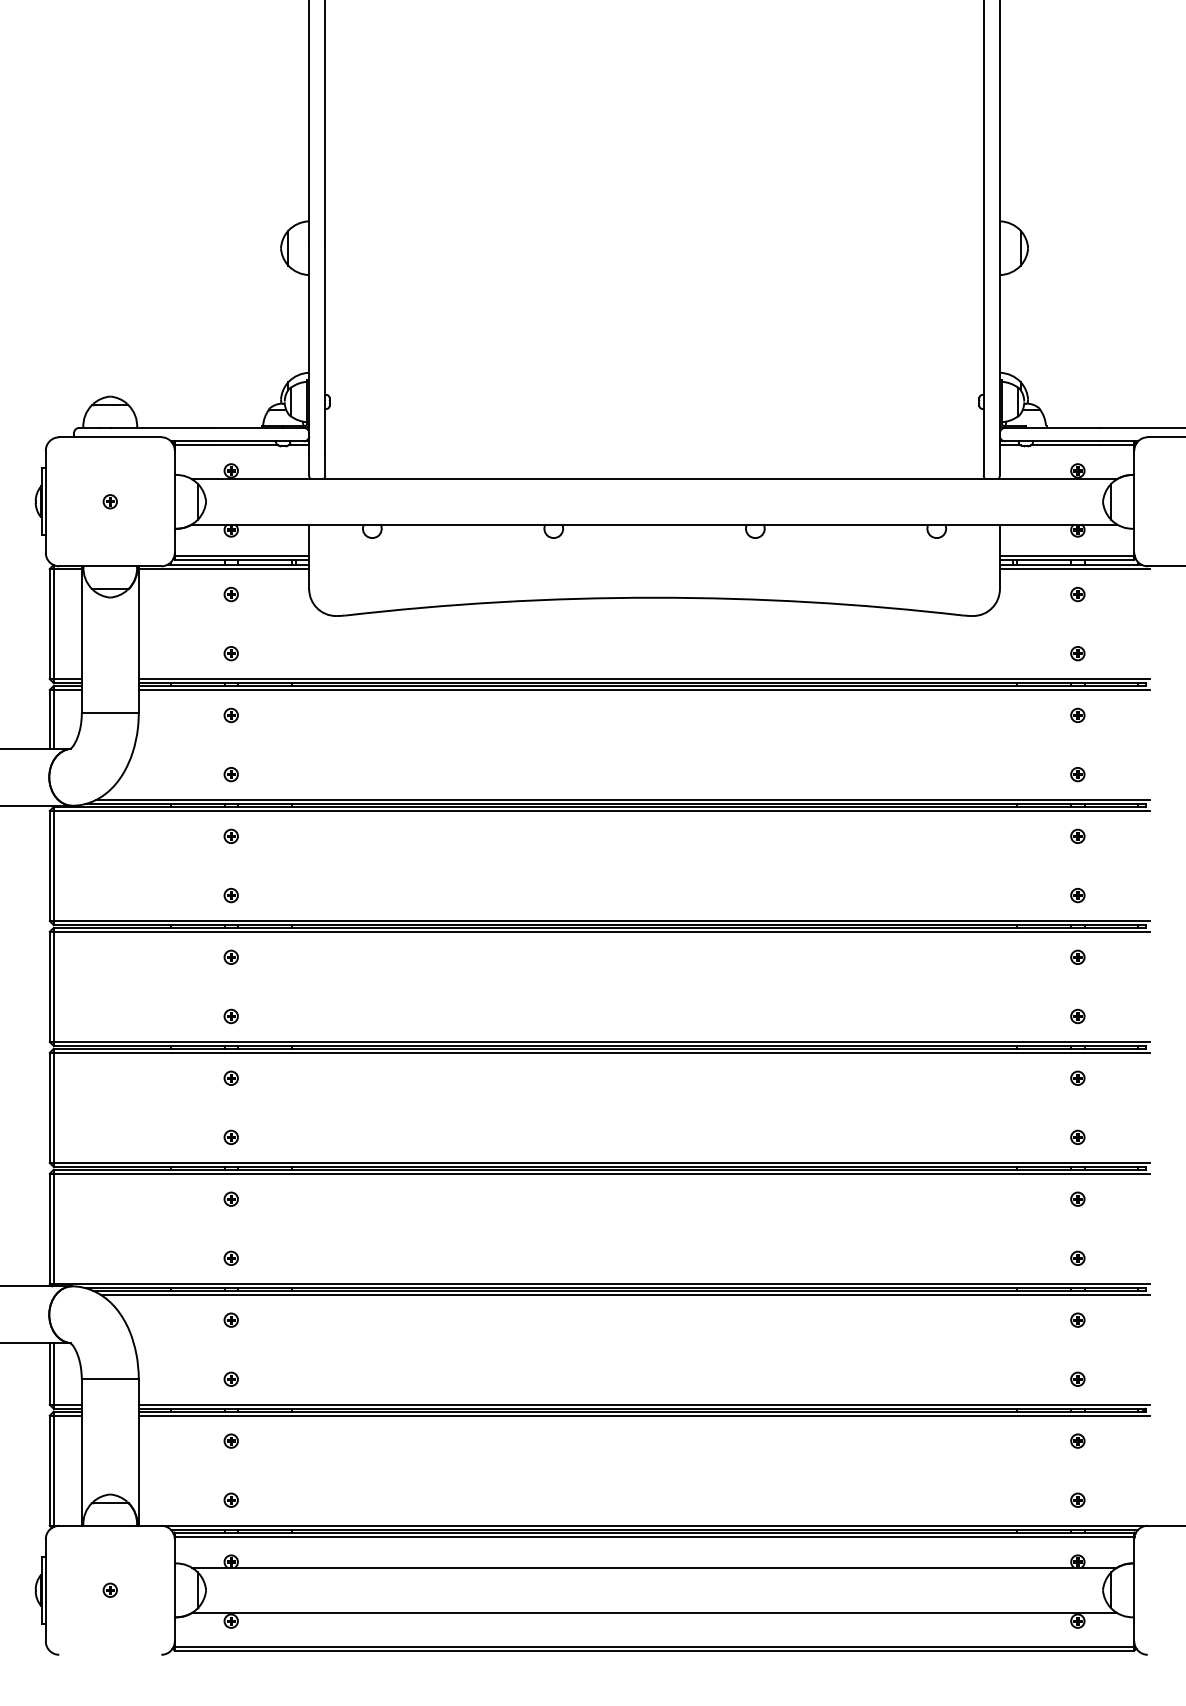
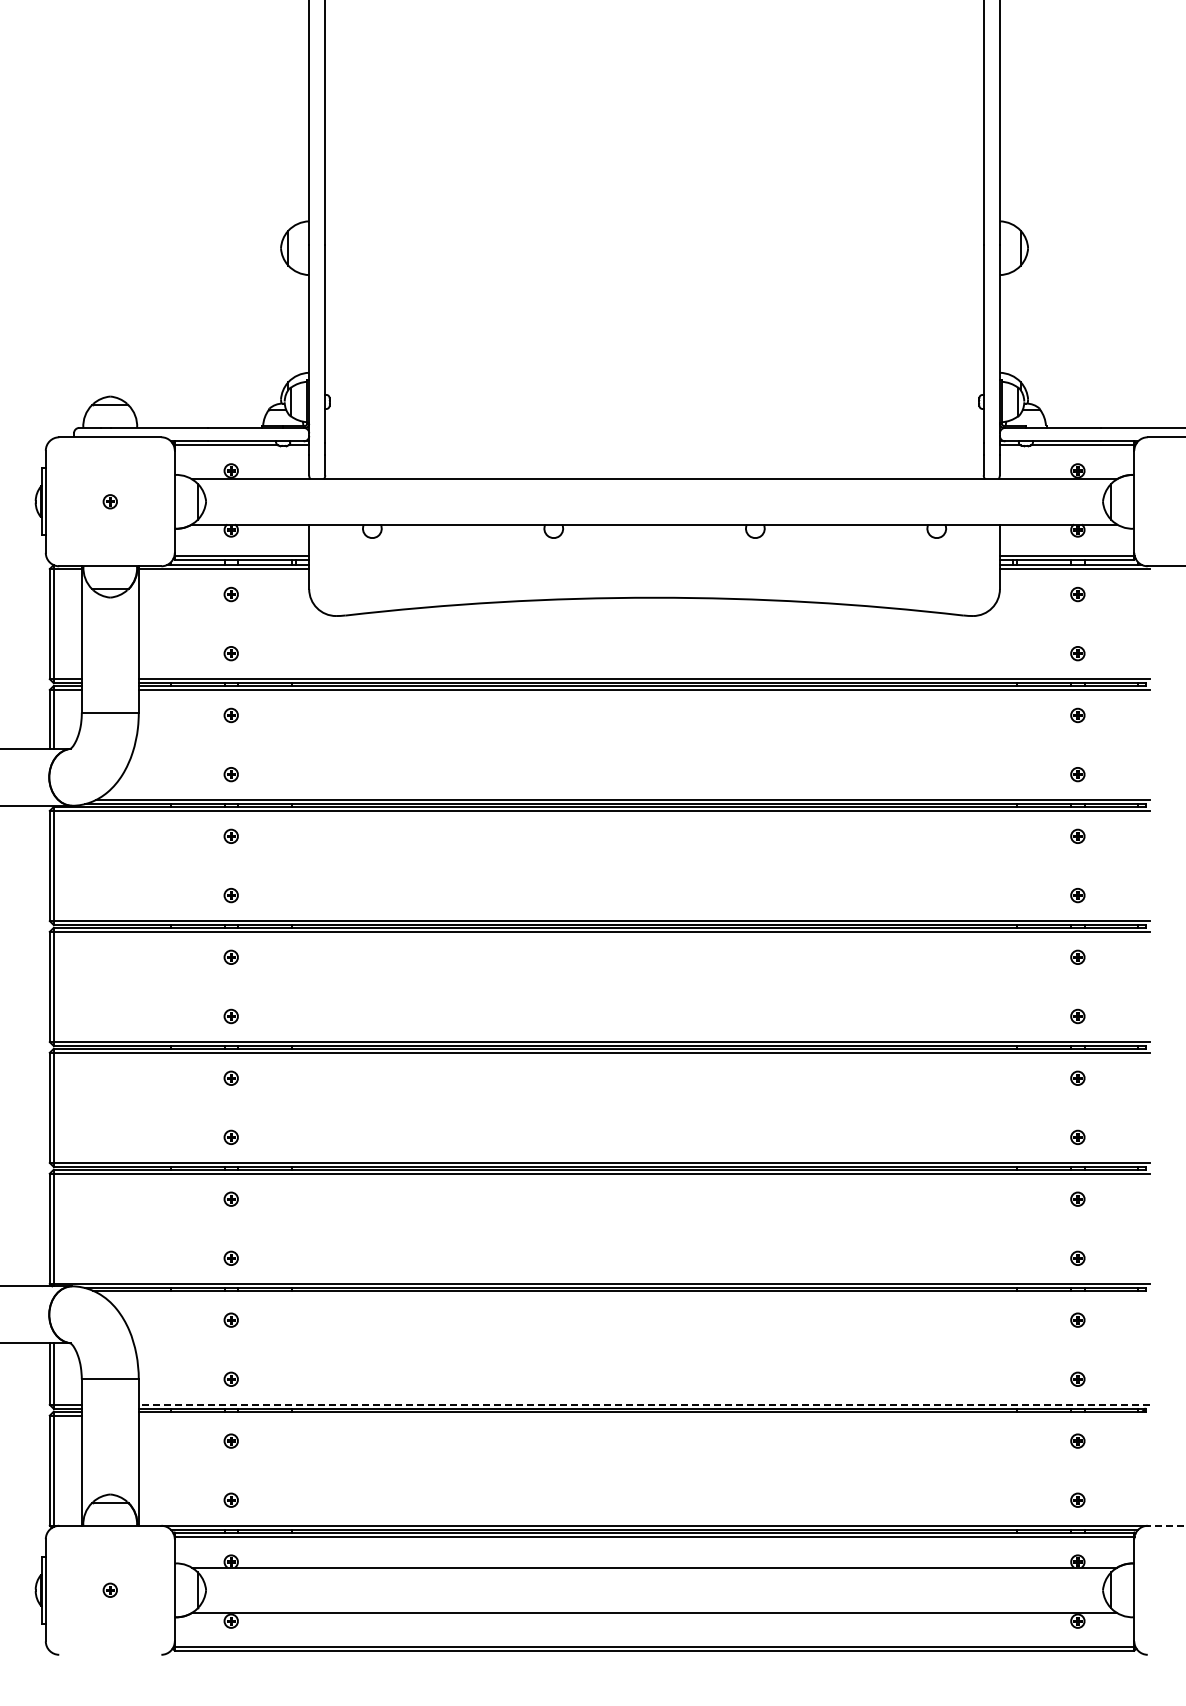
line: present -> none (625, 1294)
line: solid -> dashed (644, 1404)
line: present -> none (644, 1415)
line: solid -> dashed (1166, 1525)
